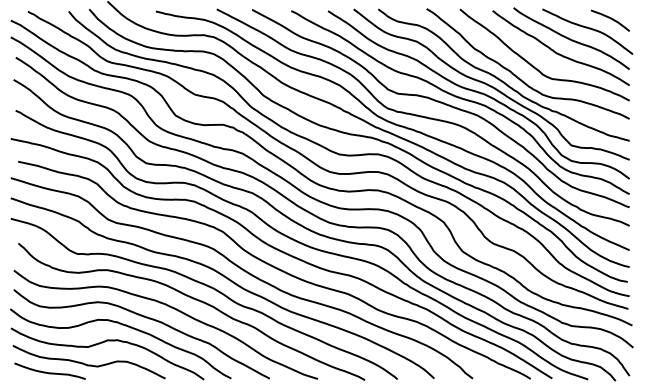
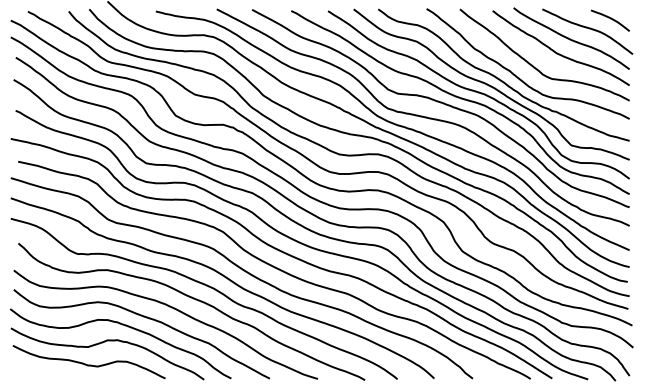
curve: present -> none (49, 372)
